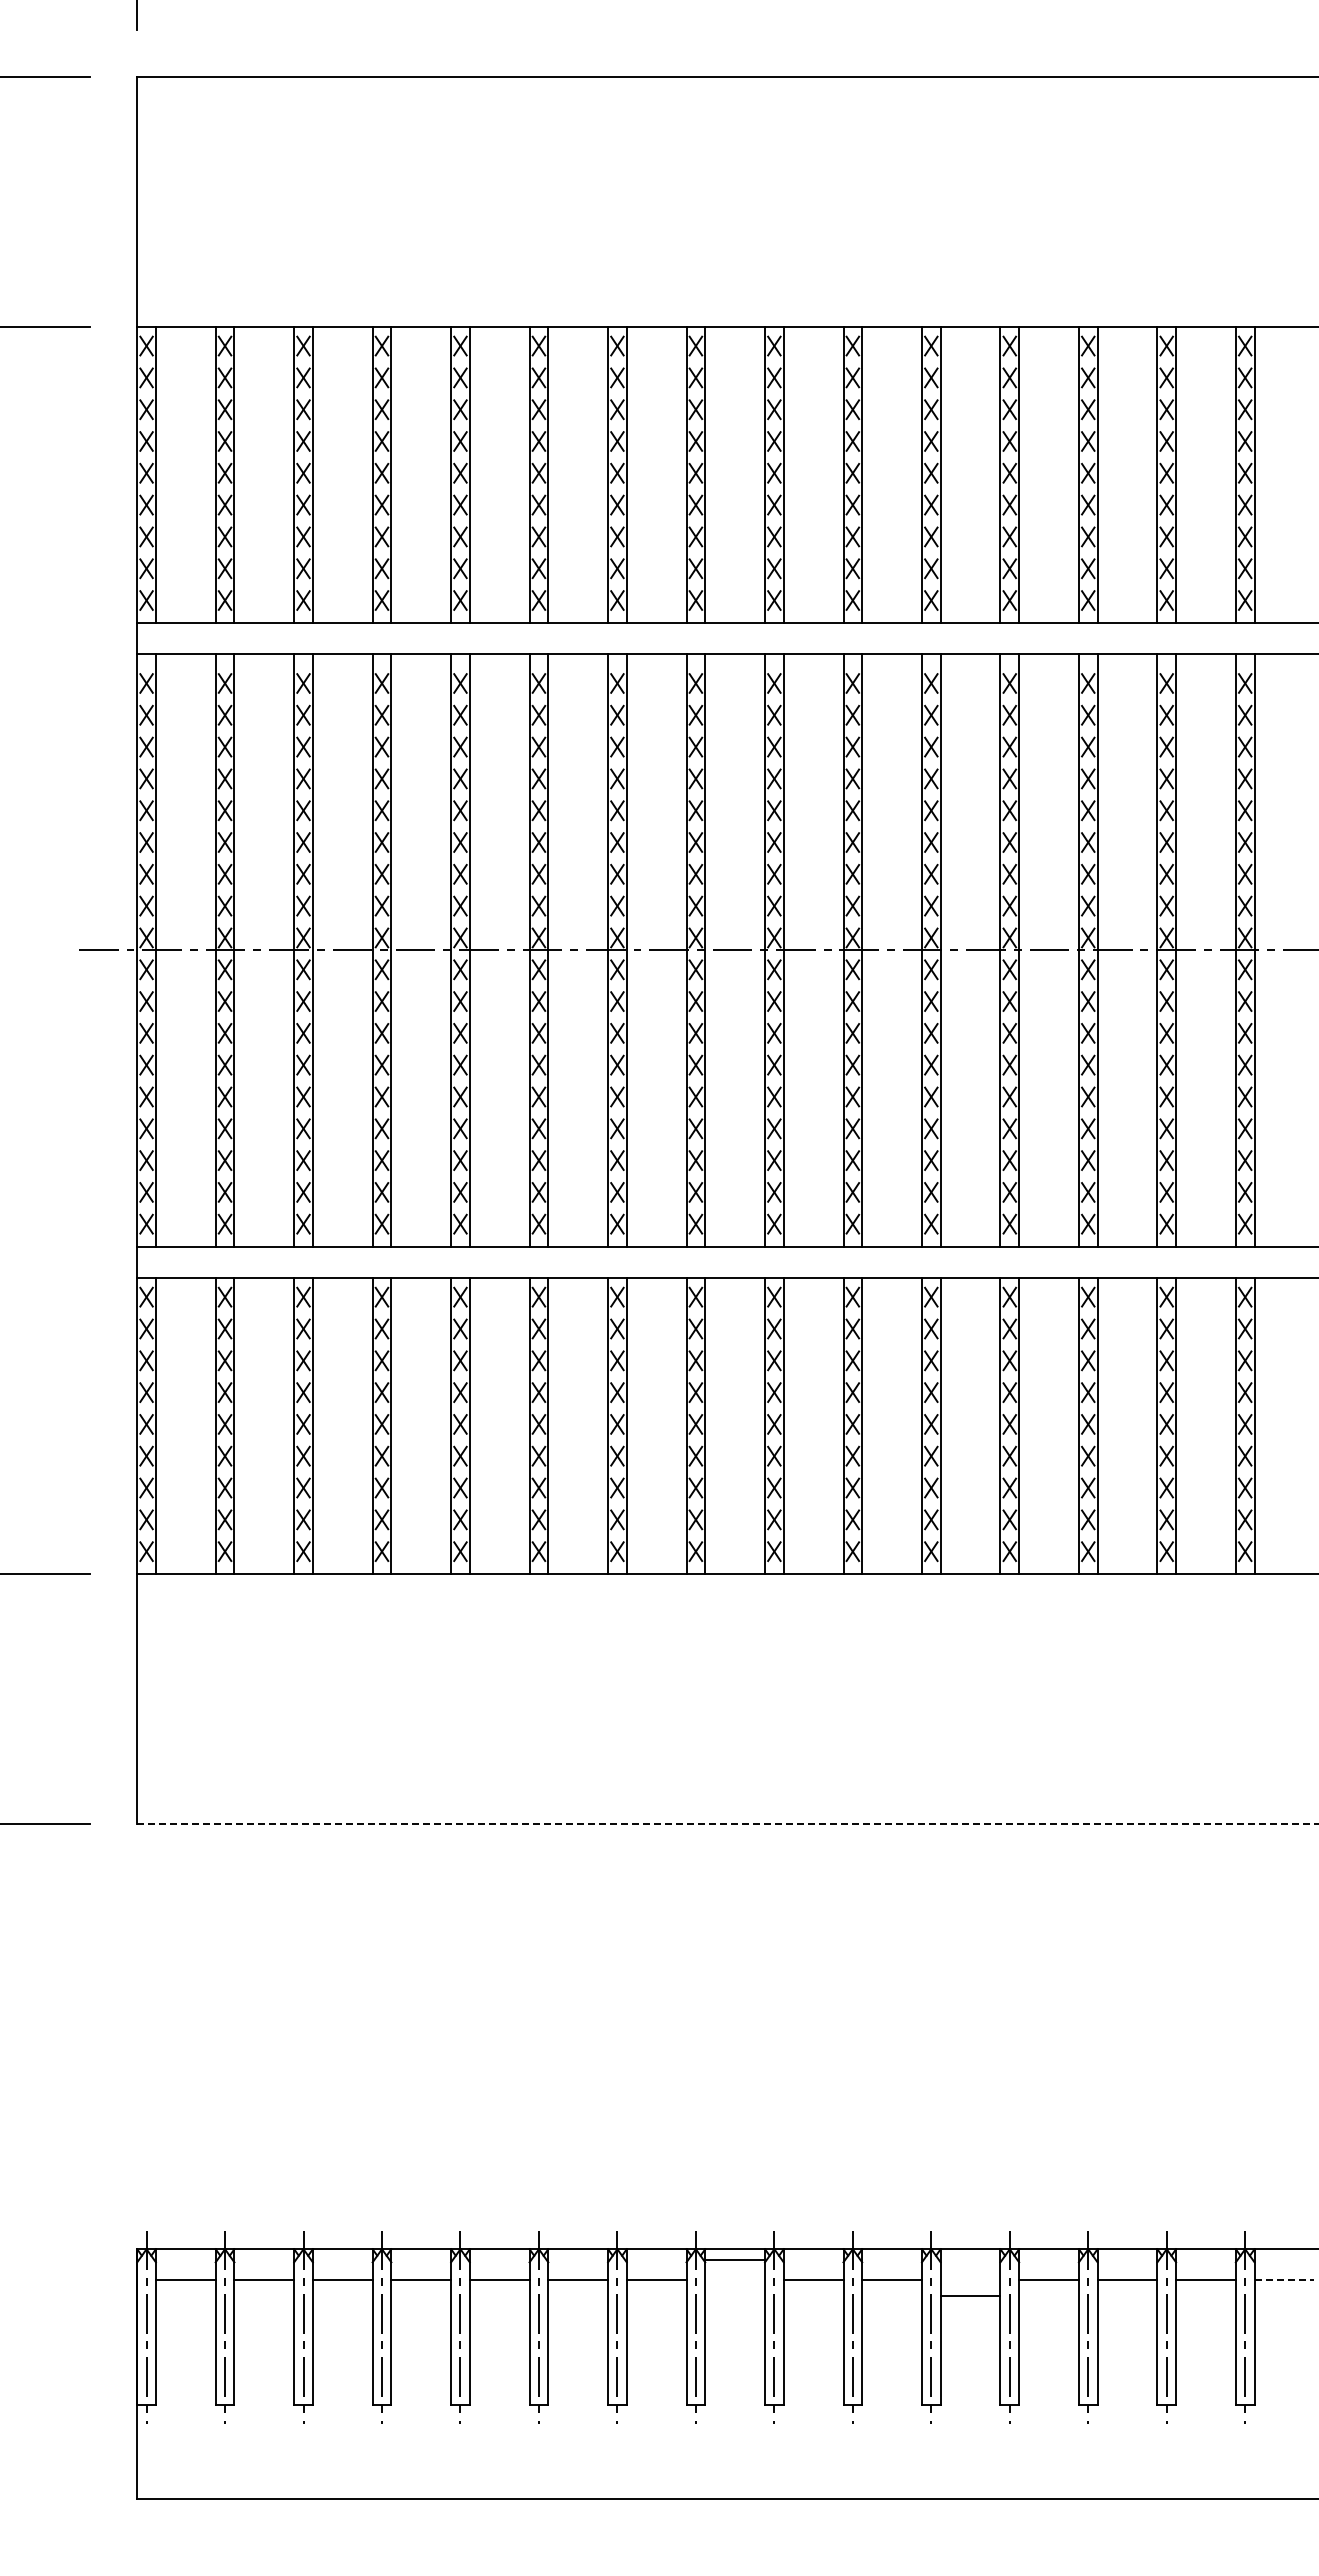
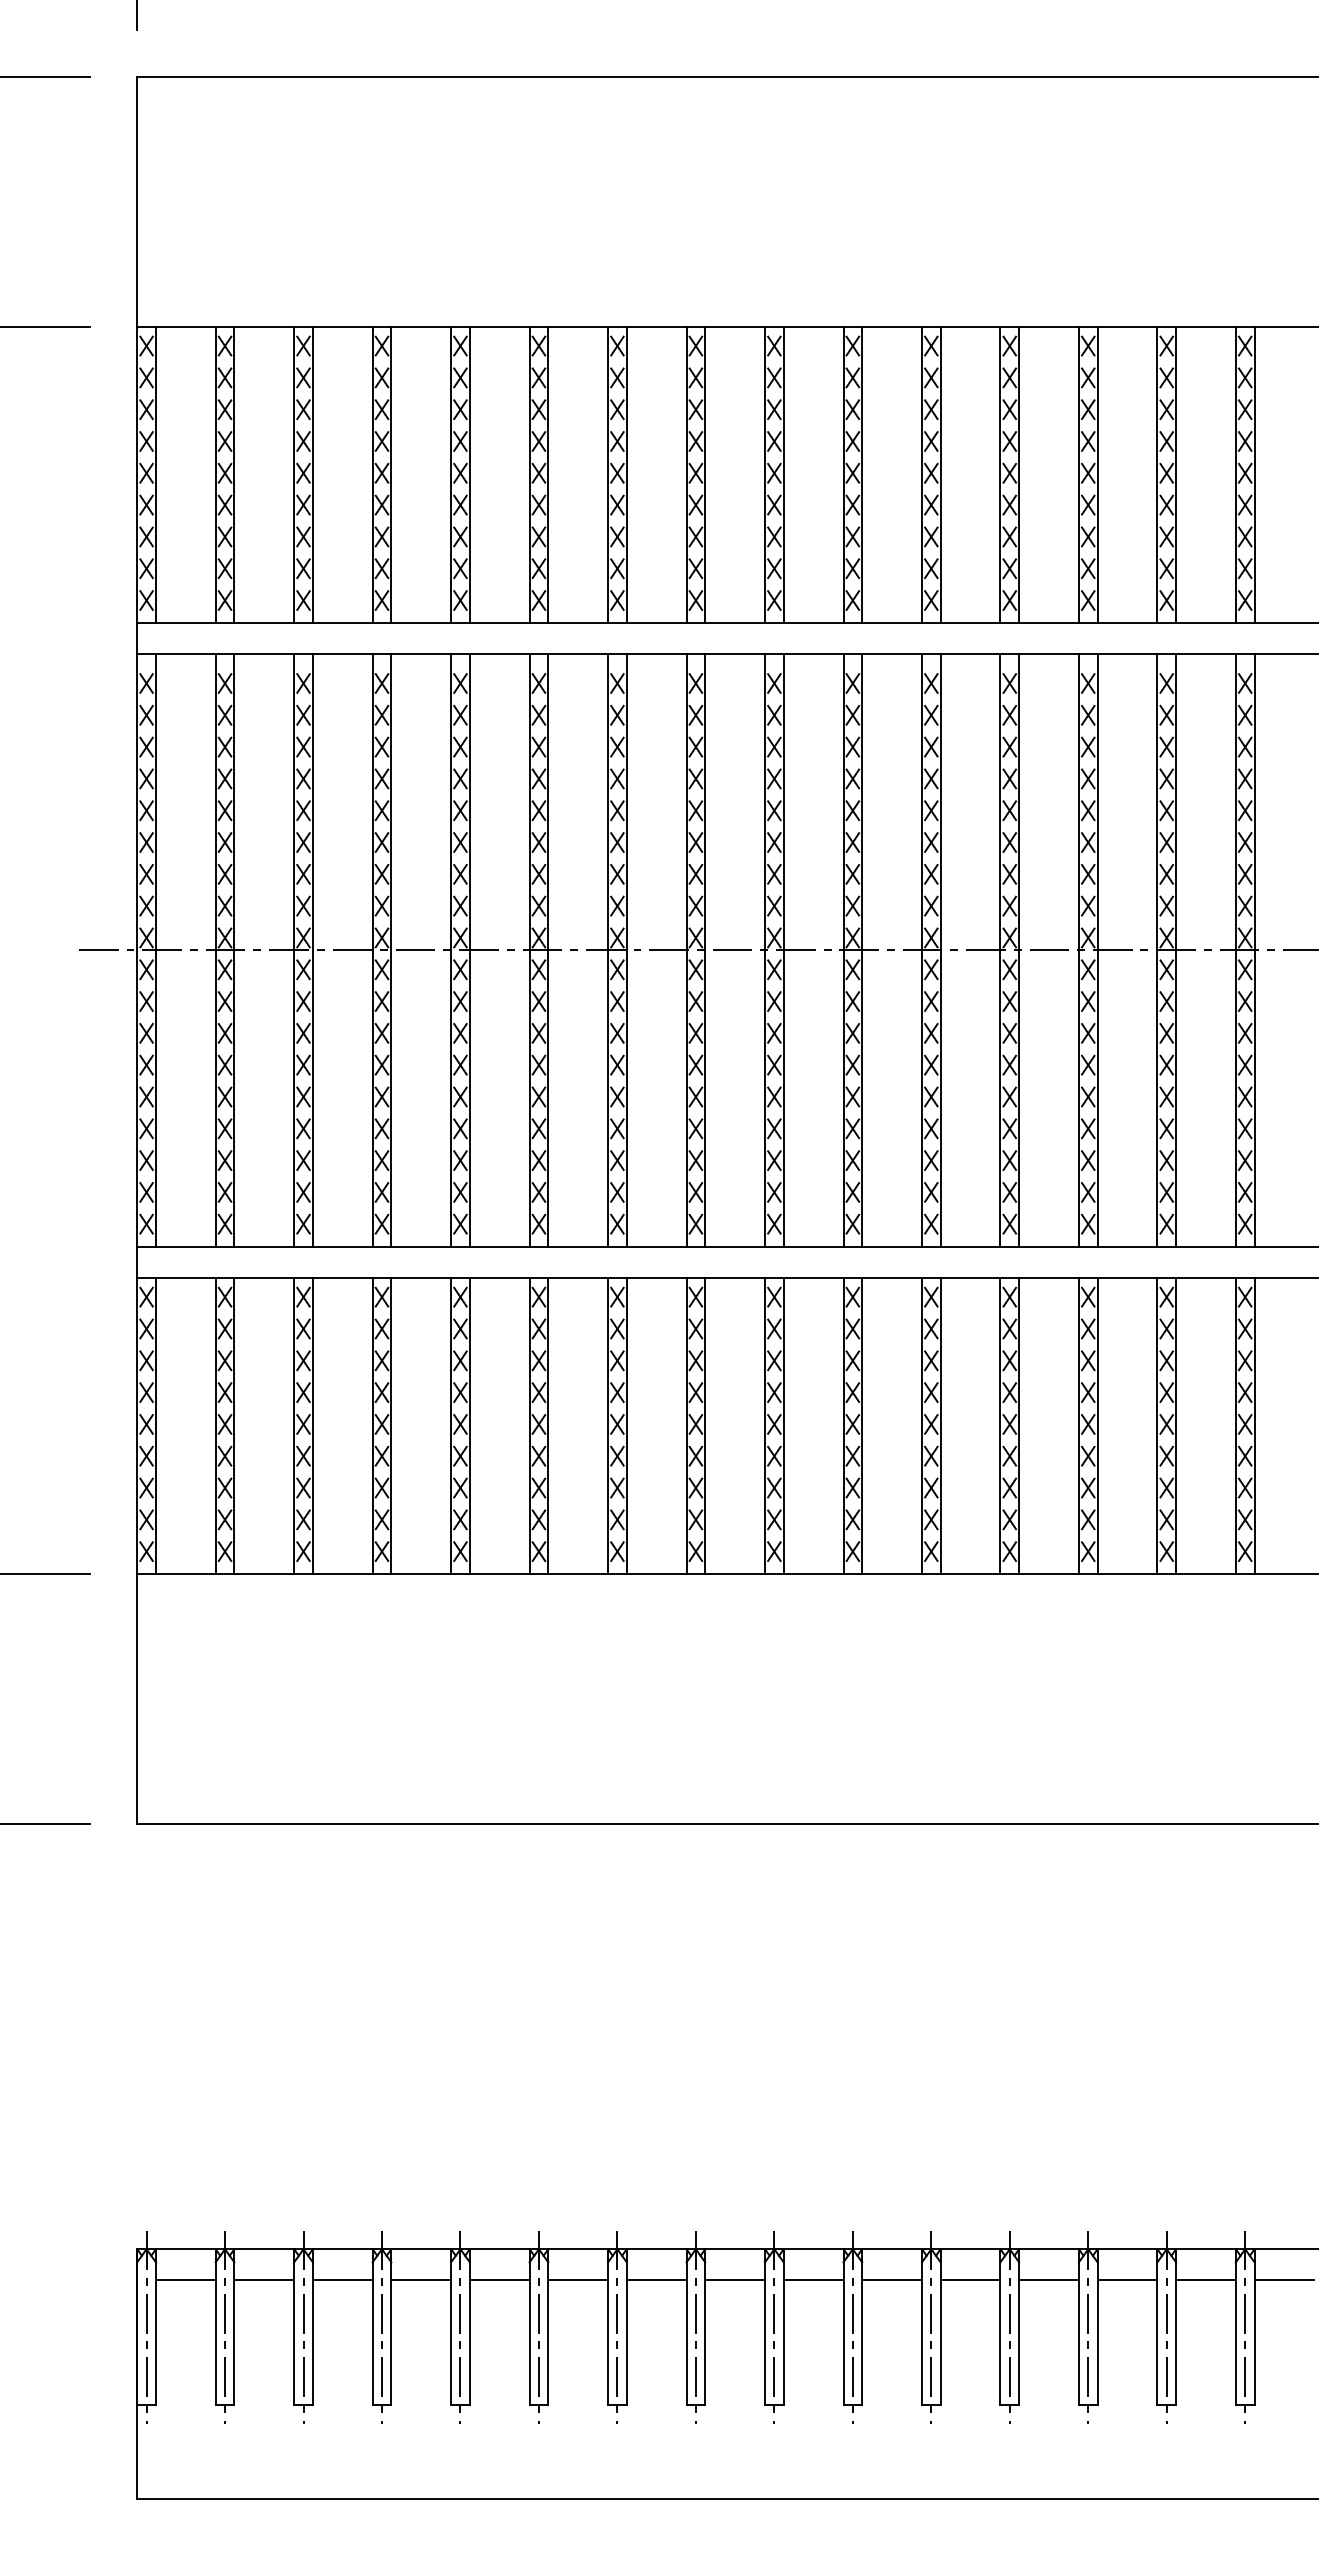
line: dashed -> solid (728, 1823)
line position: (735, 2260) -> (735, 2280) (735, 2280)
line: dashed -> solid (1284, 2280)
line position: (970, 2296) -> (970, 2280) (970, 2280)
